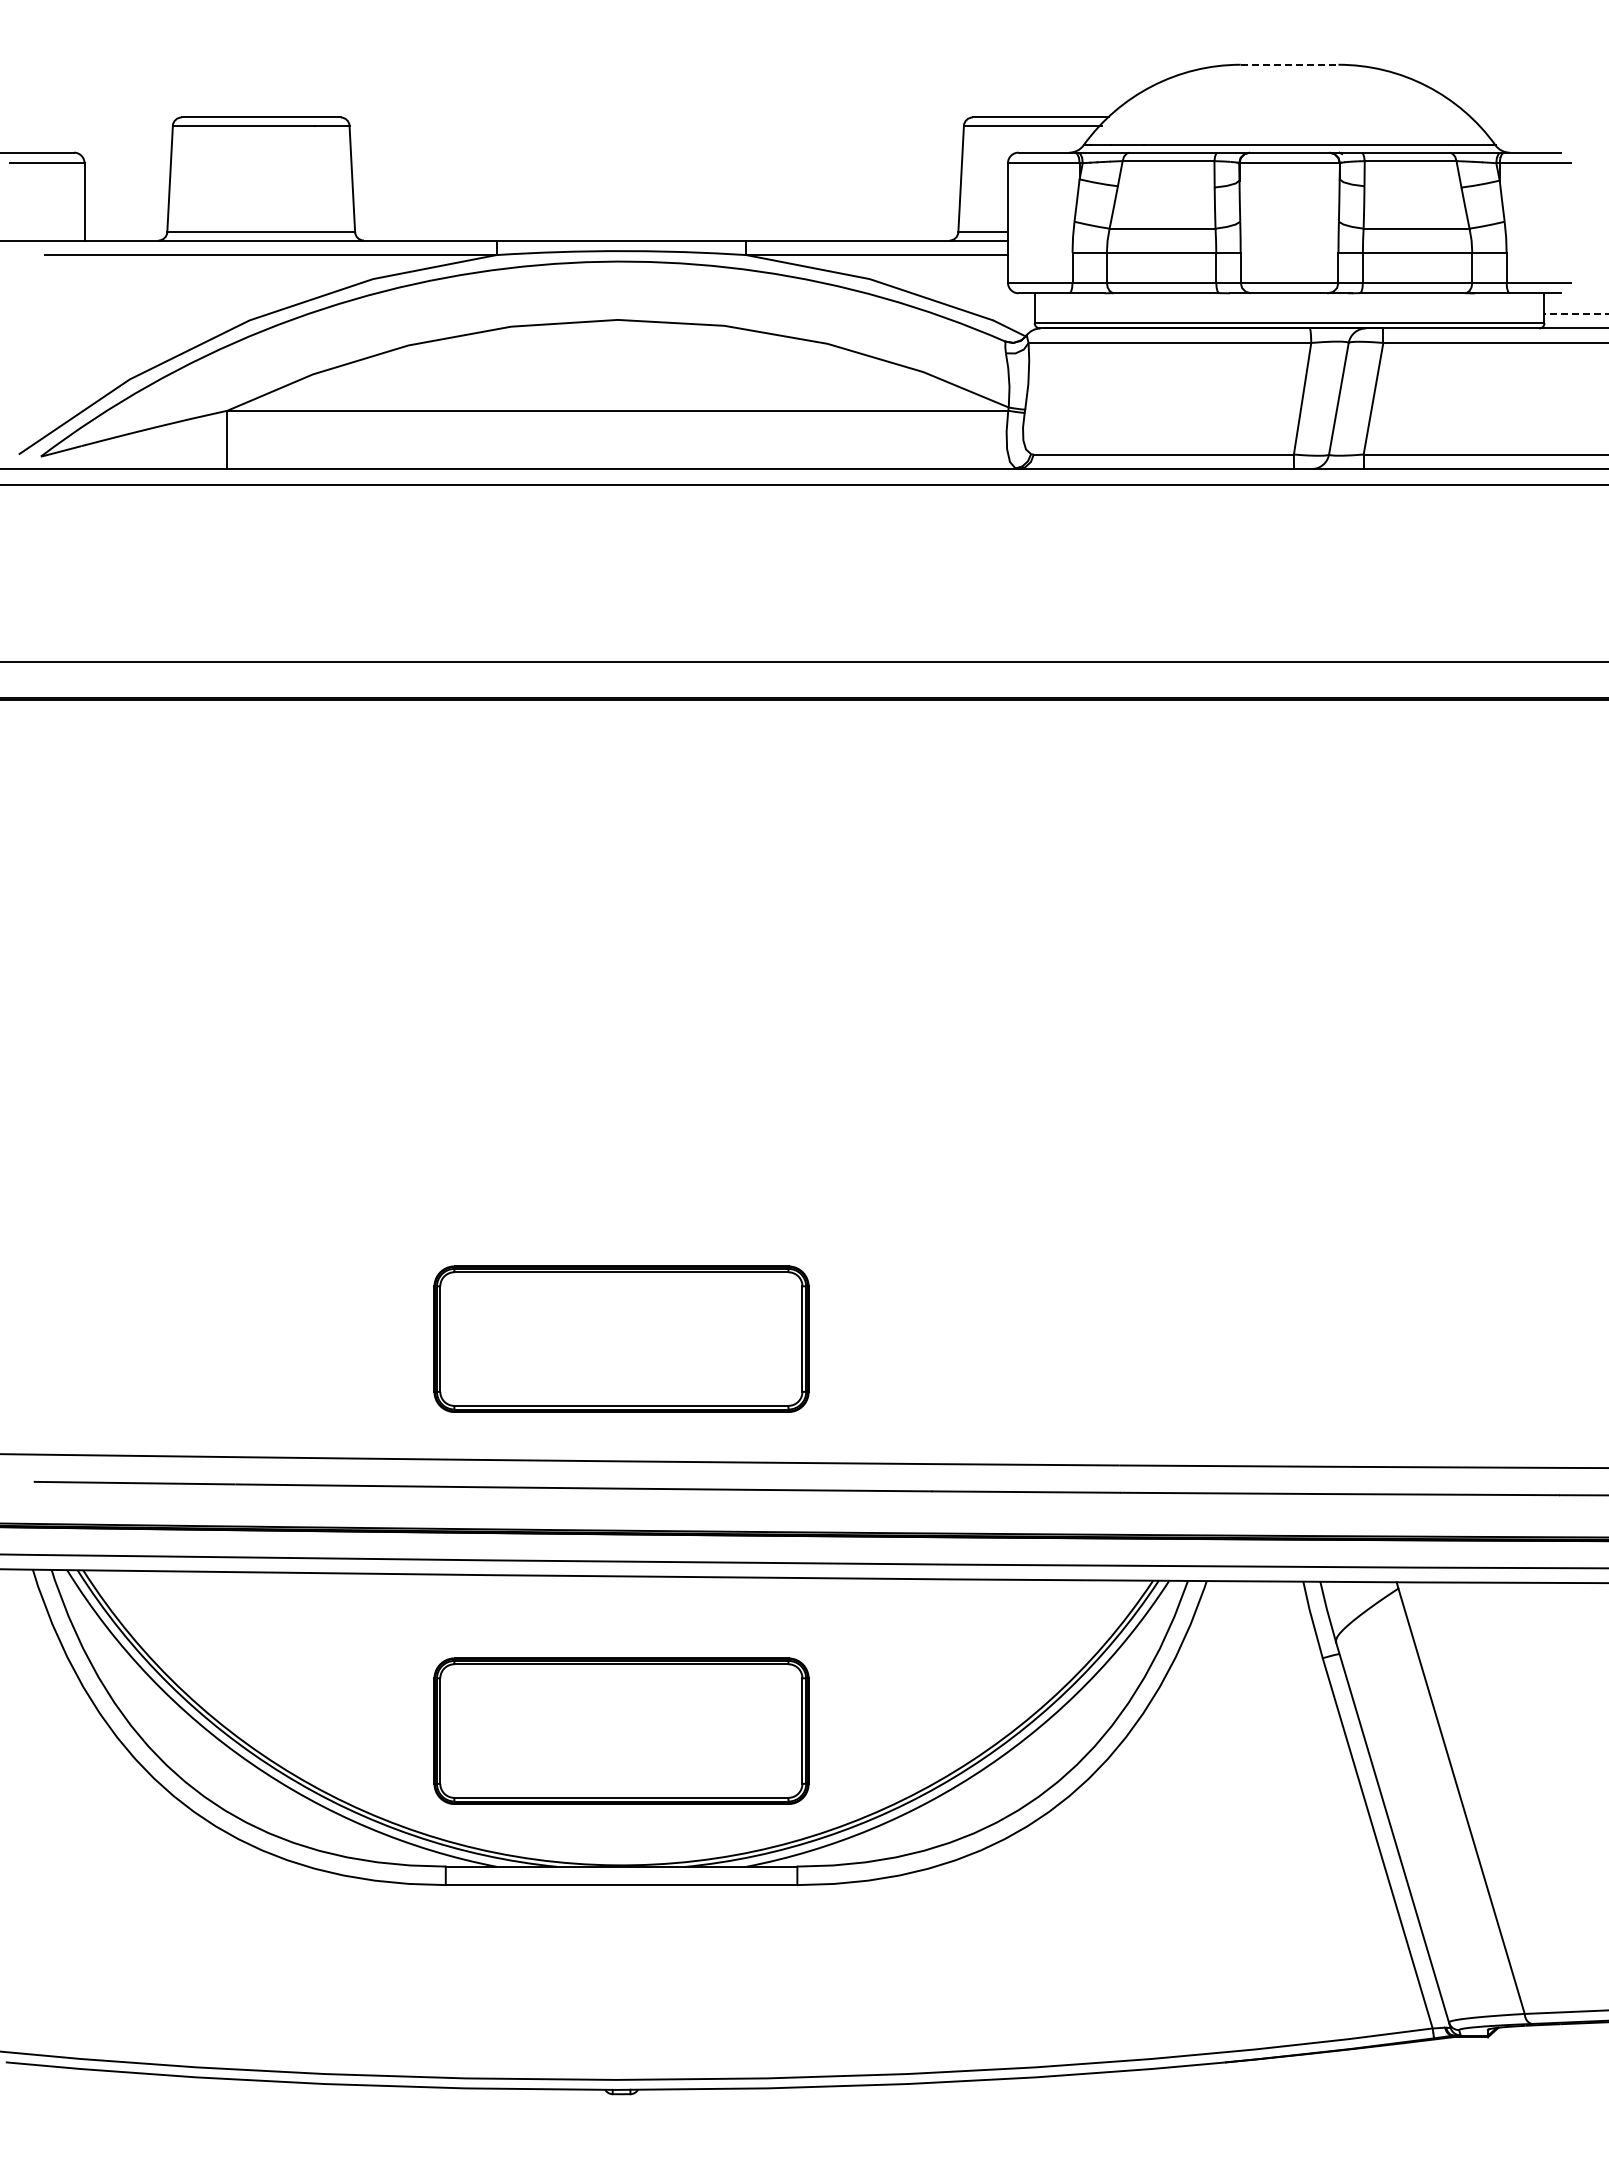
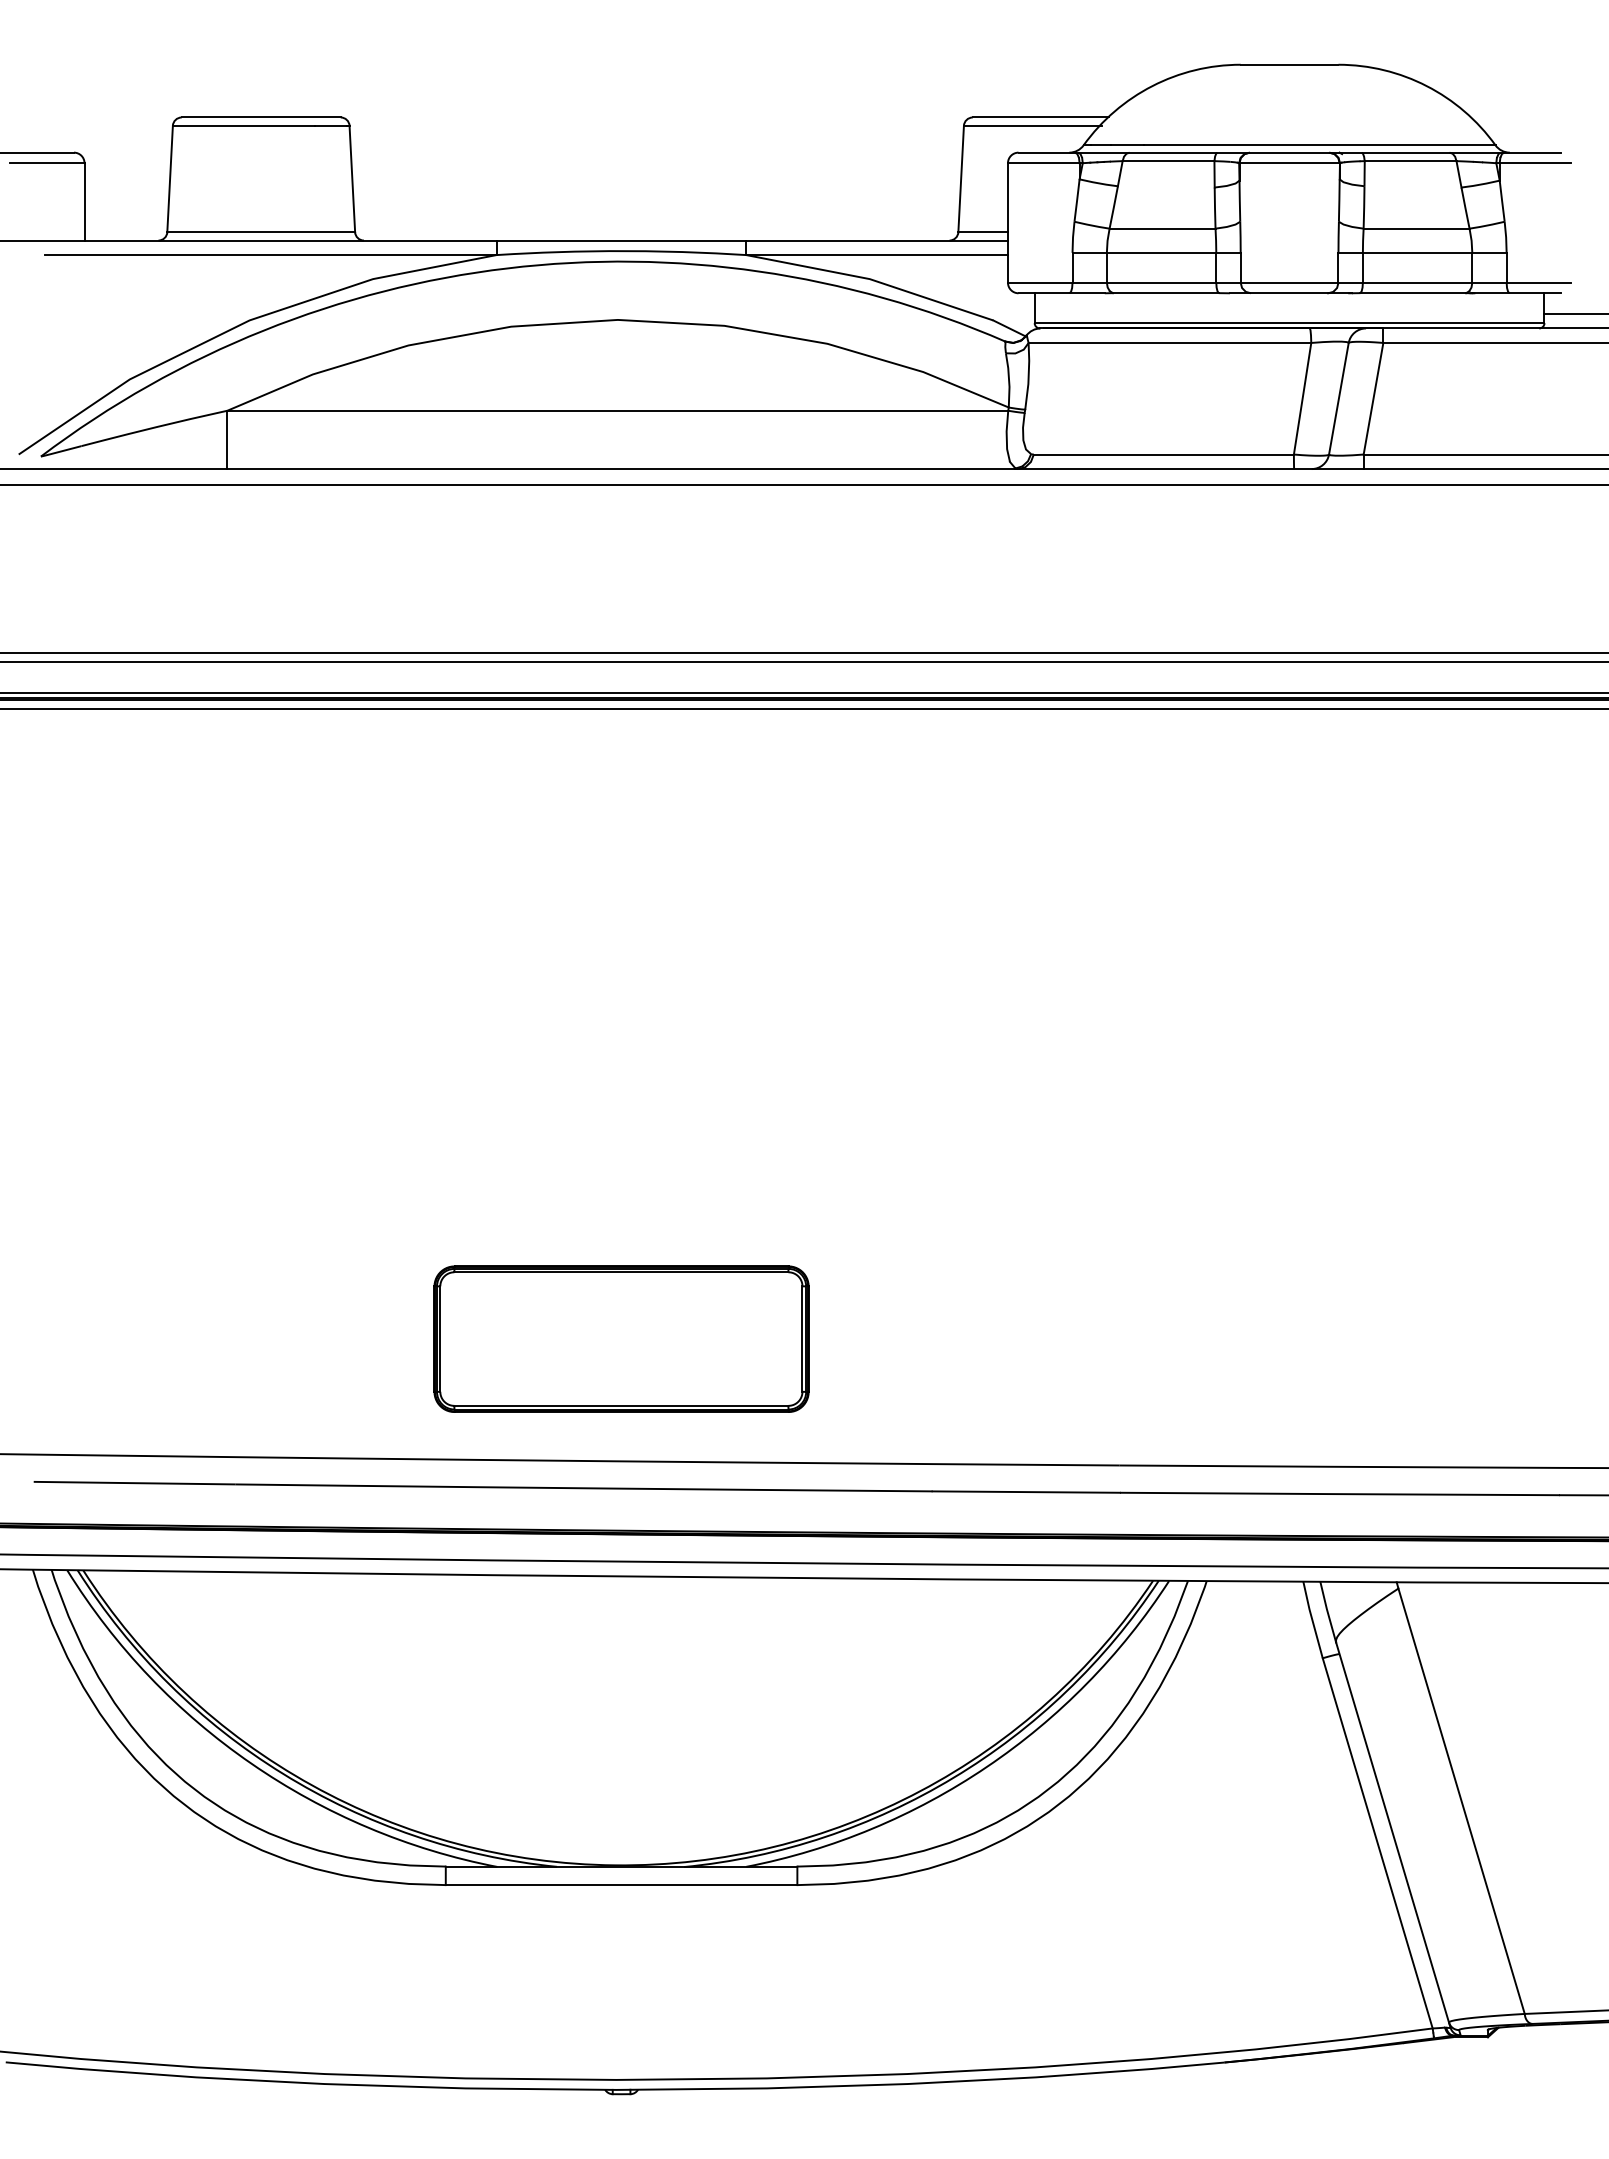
line: dashed -> solid (1289, 64)
line: dashed -> solid (1576, 313)
line: none -> present (803, 653)
line: none -> present (803, 692)
line: none -> present (803, 708)
part: present -> none (621, 1730)
